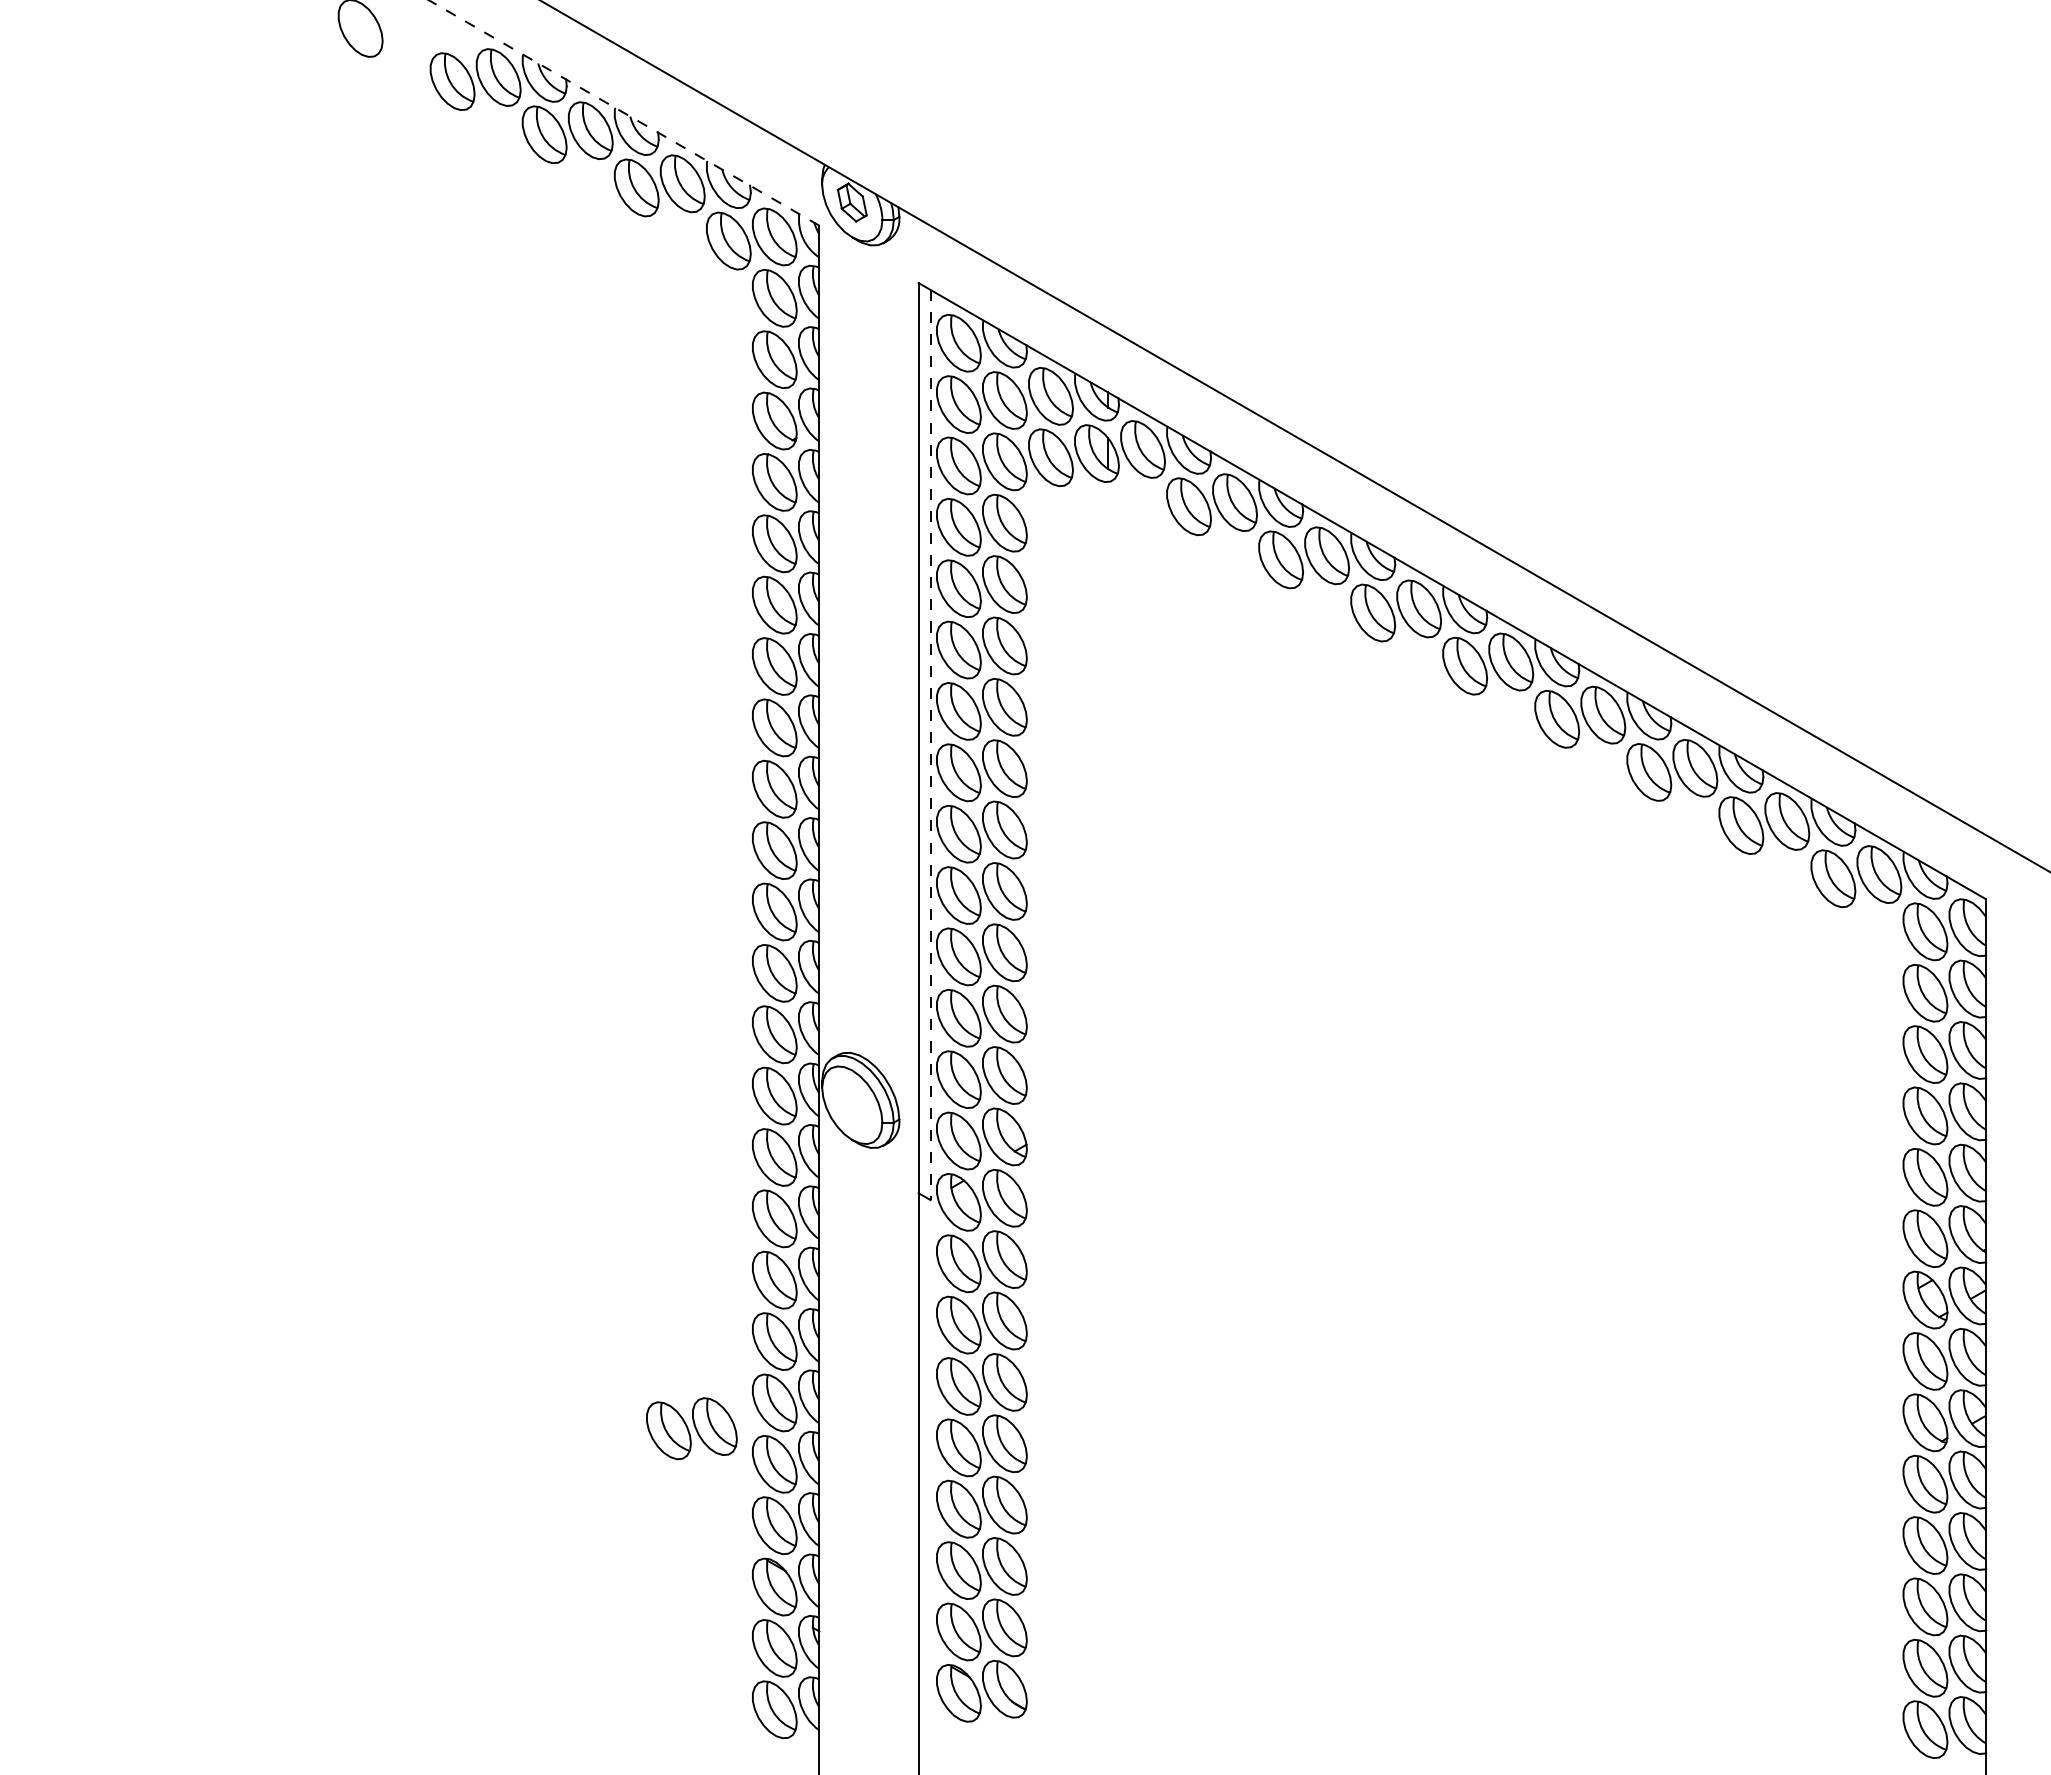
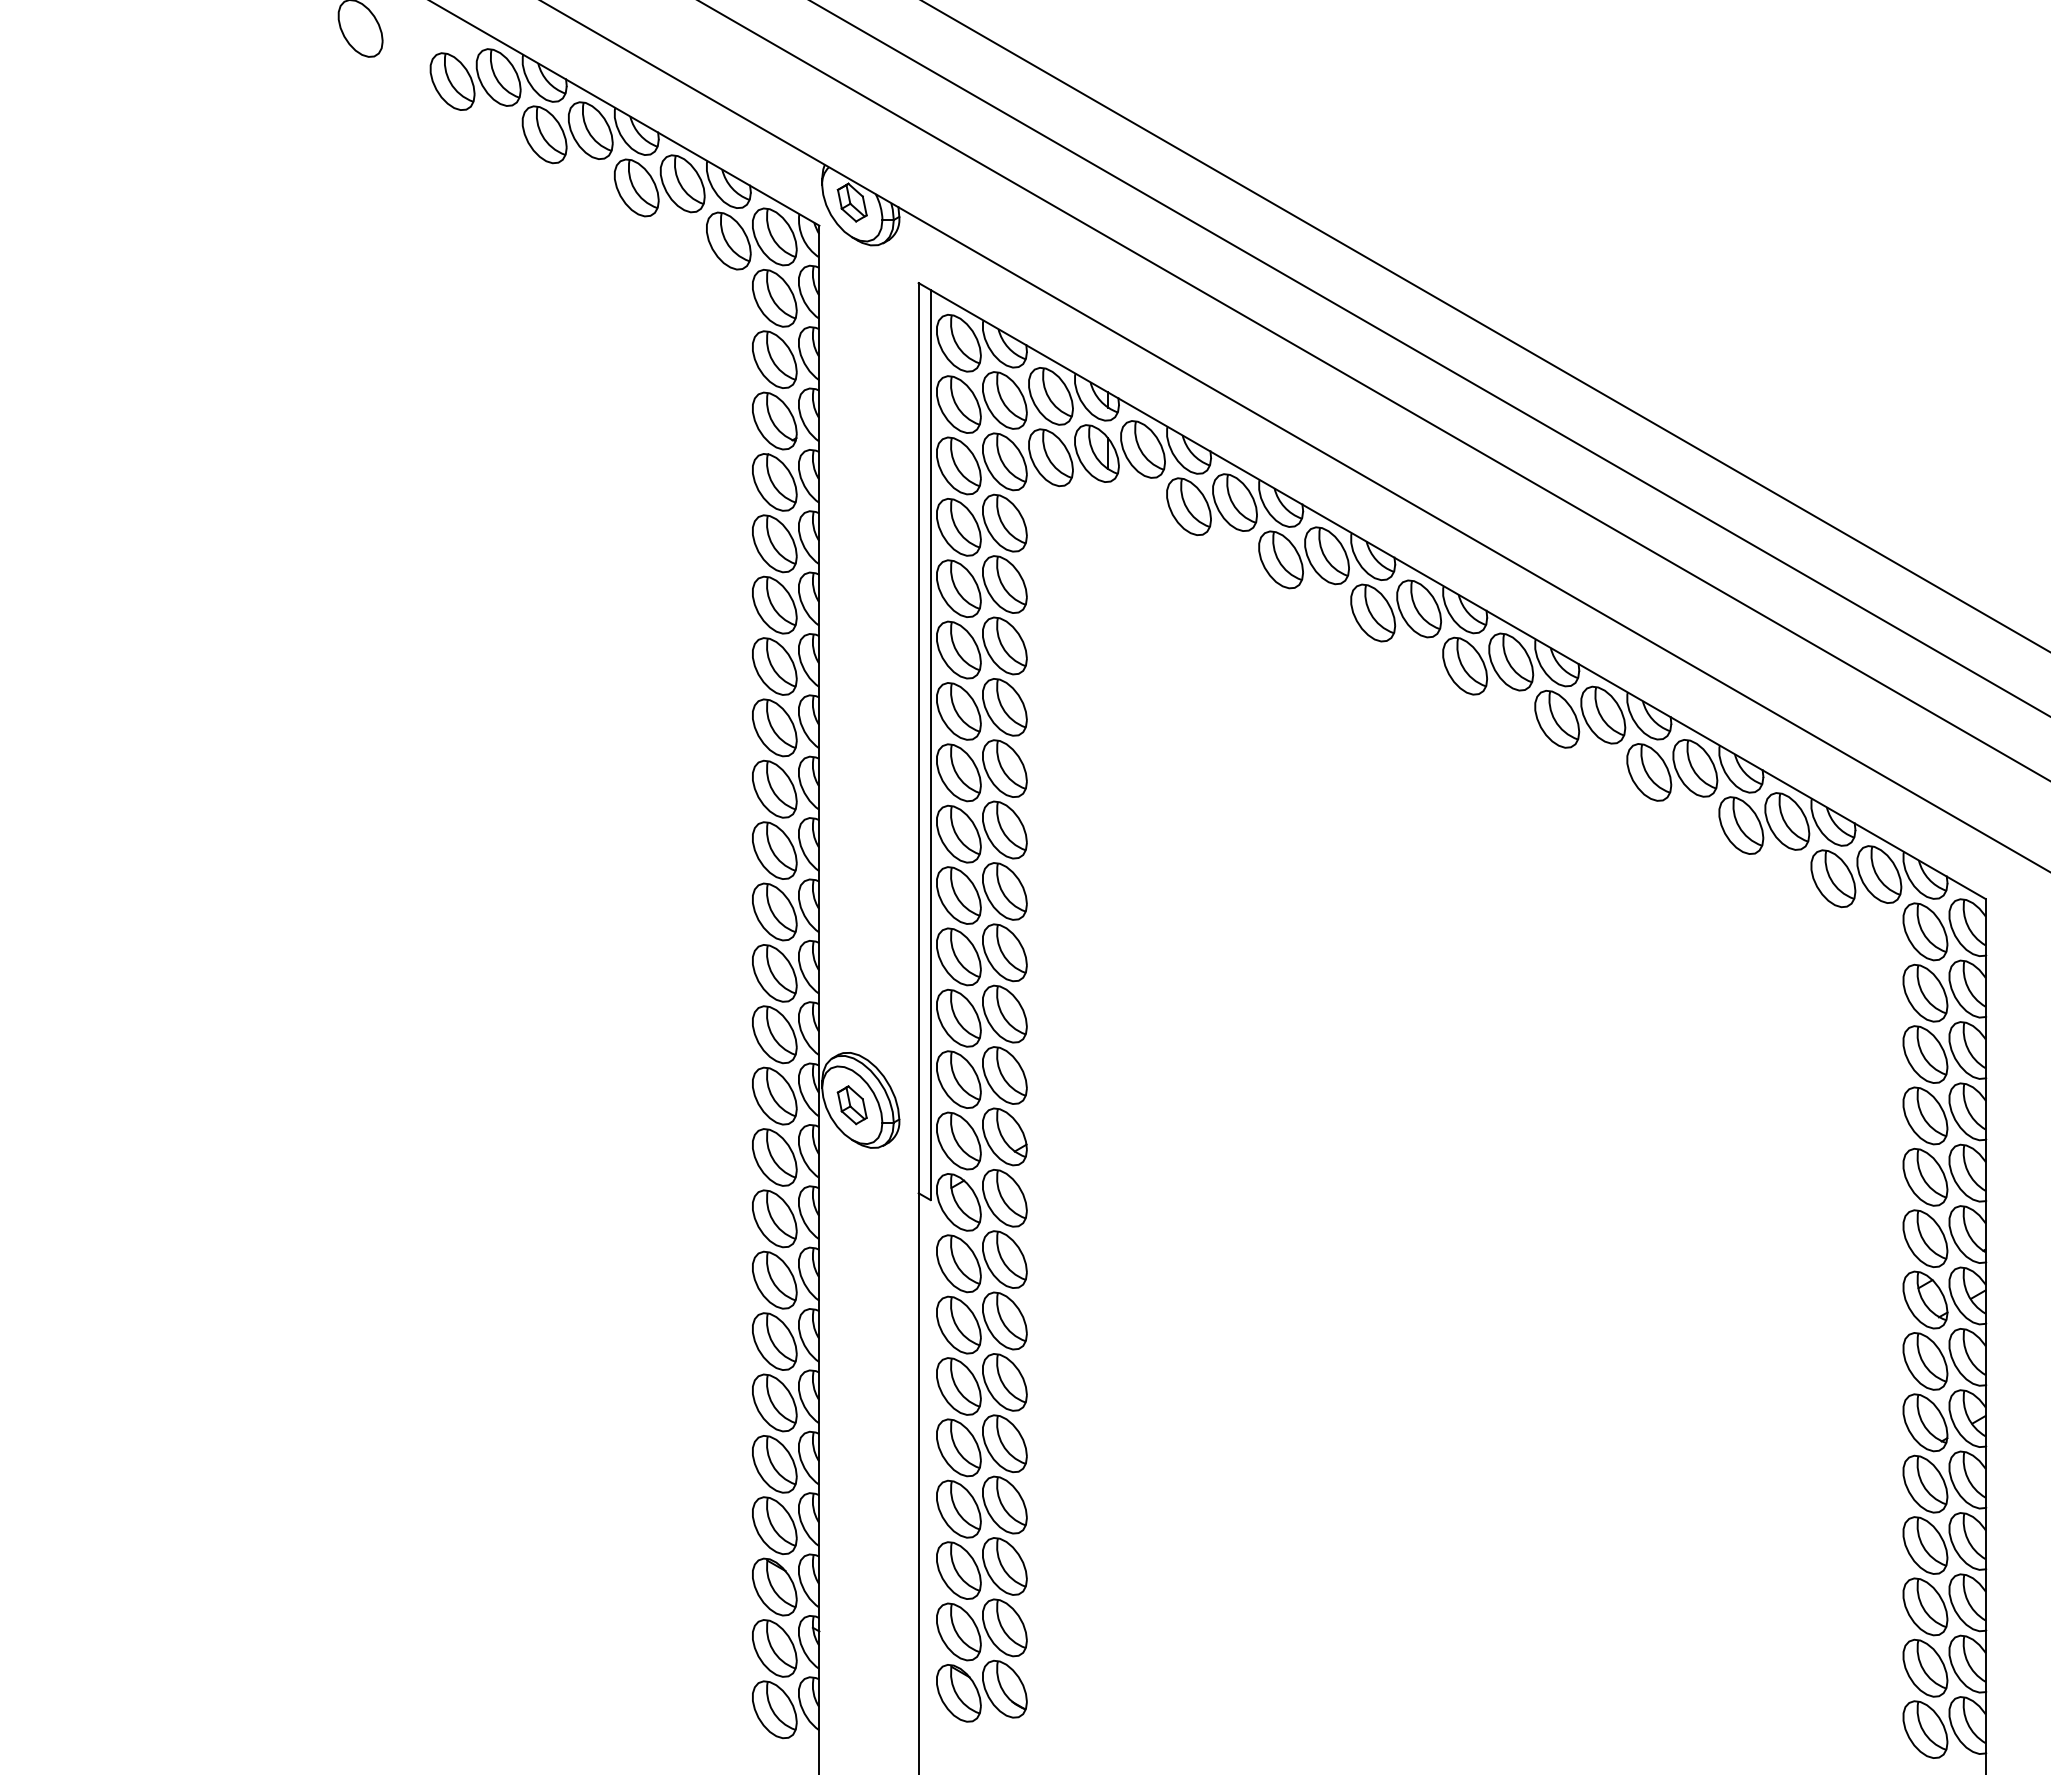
line: dashed -> solid (623, 112)
line: none -> present (1485, 326)
line: none -> present (1429, 358)
line: none -> present (1373, 390)
line: dashed -> solid (930, 745)
part: none -> present (851, 1105)
part: present -> none (691, 1428)
